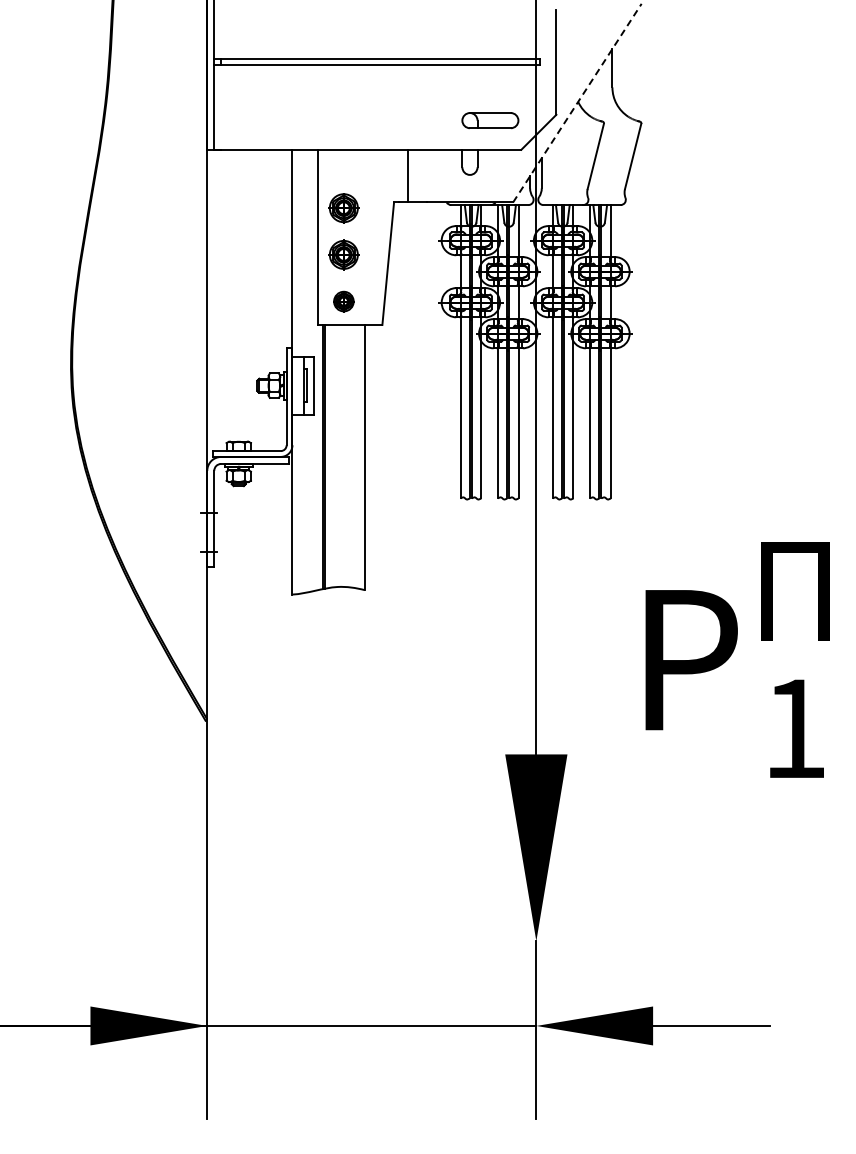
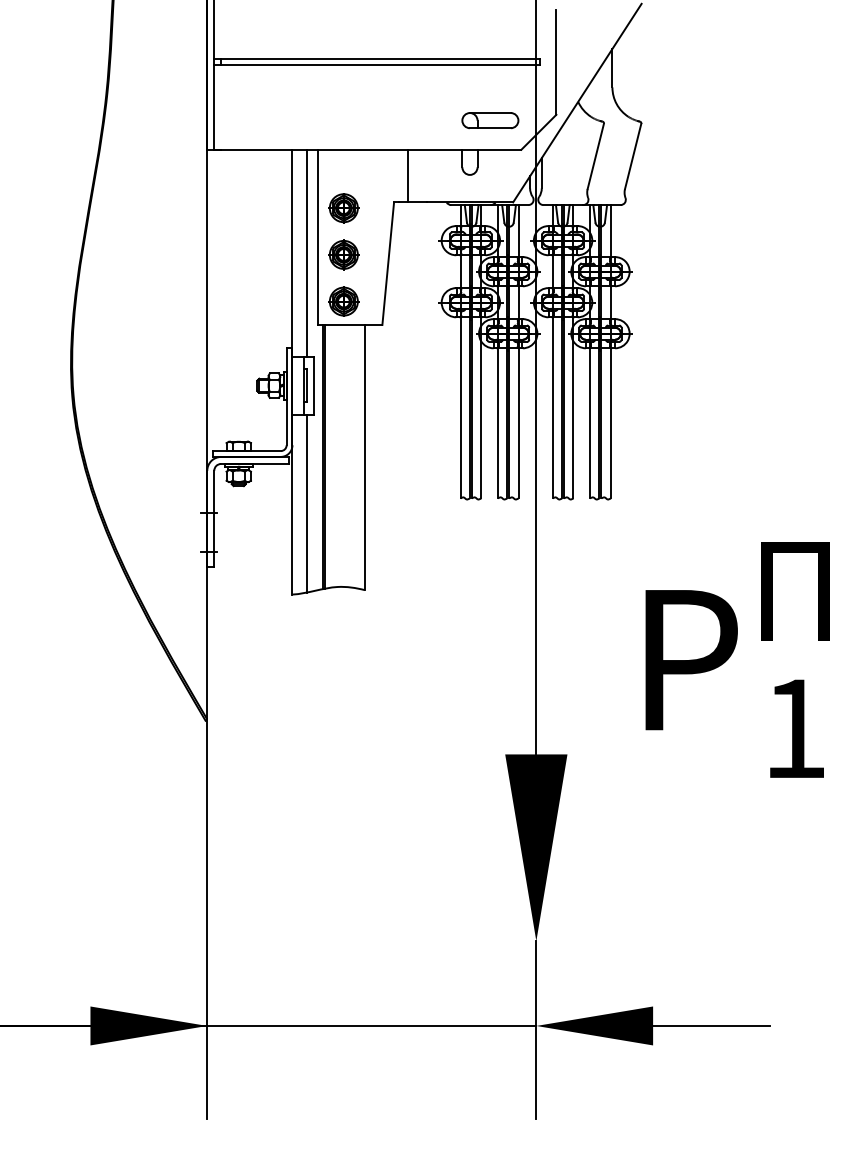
line: dashed -> solid (577, 102)
line: none -> present (306, 252)
part size: 22x23 px -> 32x31 px (343, 301)
line: none -> present (306, 503)
